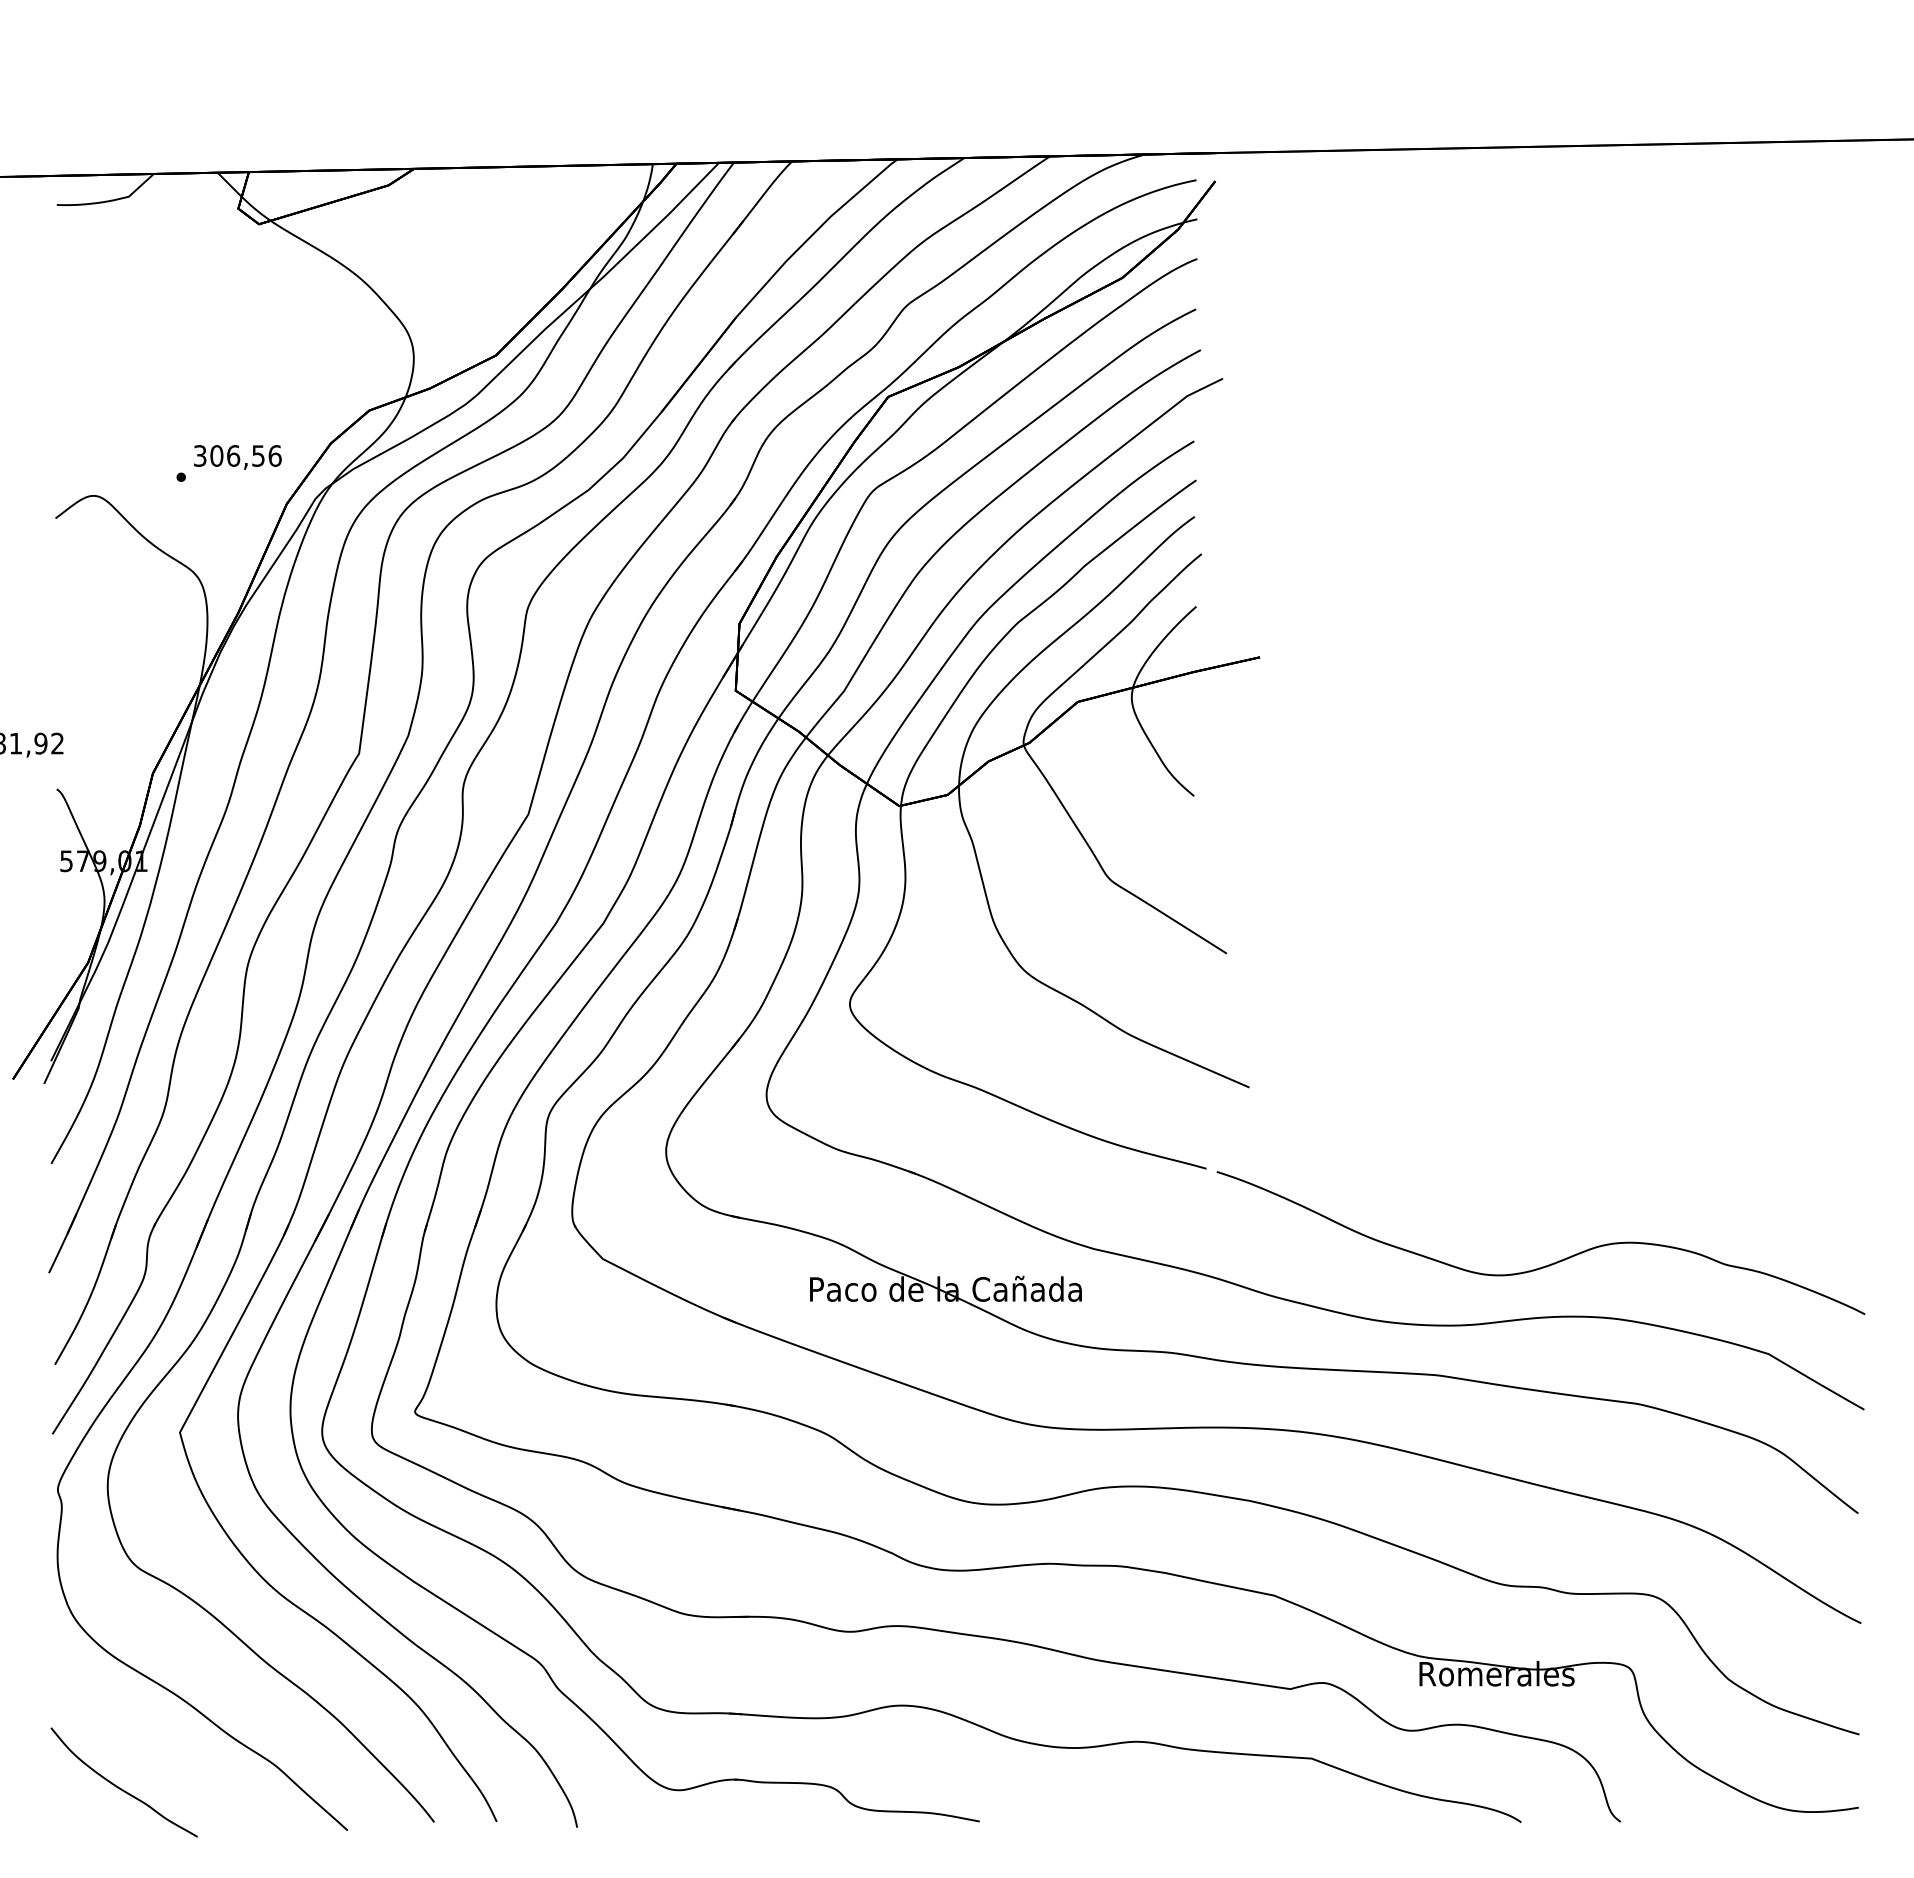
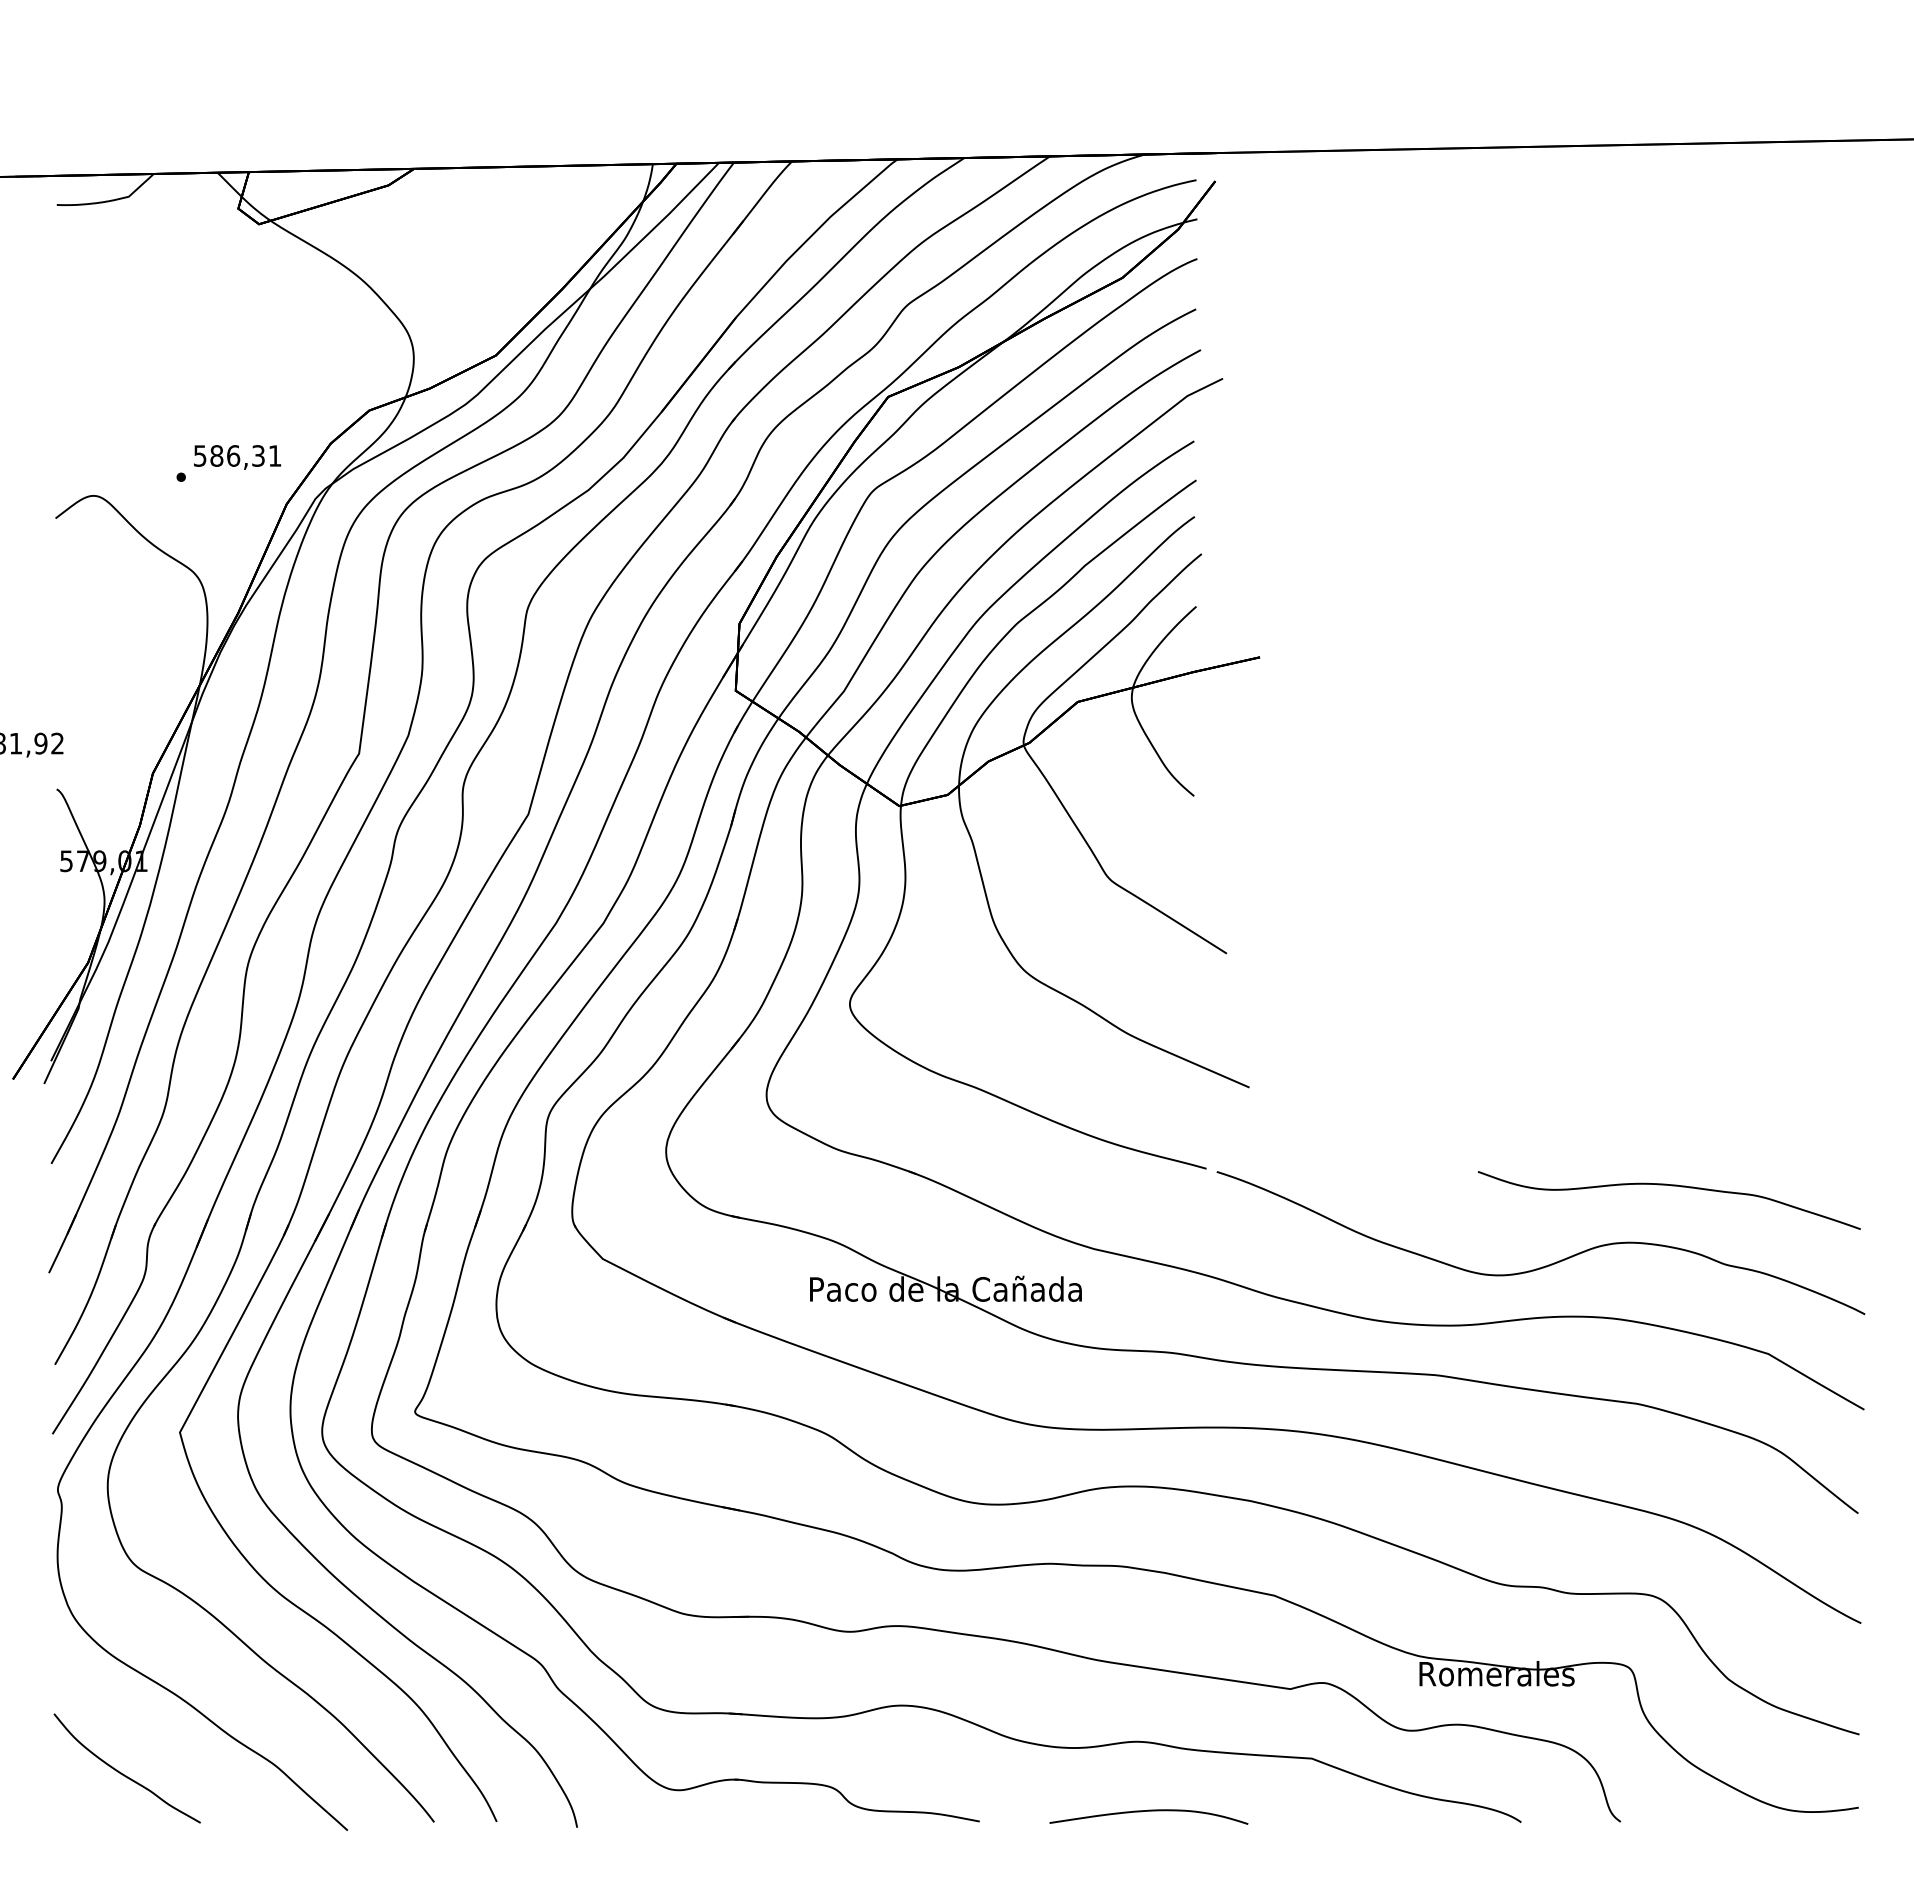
text: 306,56 -> 586,31 (237, 455)
curve: none -> present (1671, 1186)
curve position: (120, 1787) -> (123, 1773) (123, 1773)
curve: none -> present (1148, 1811)
